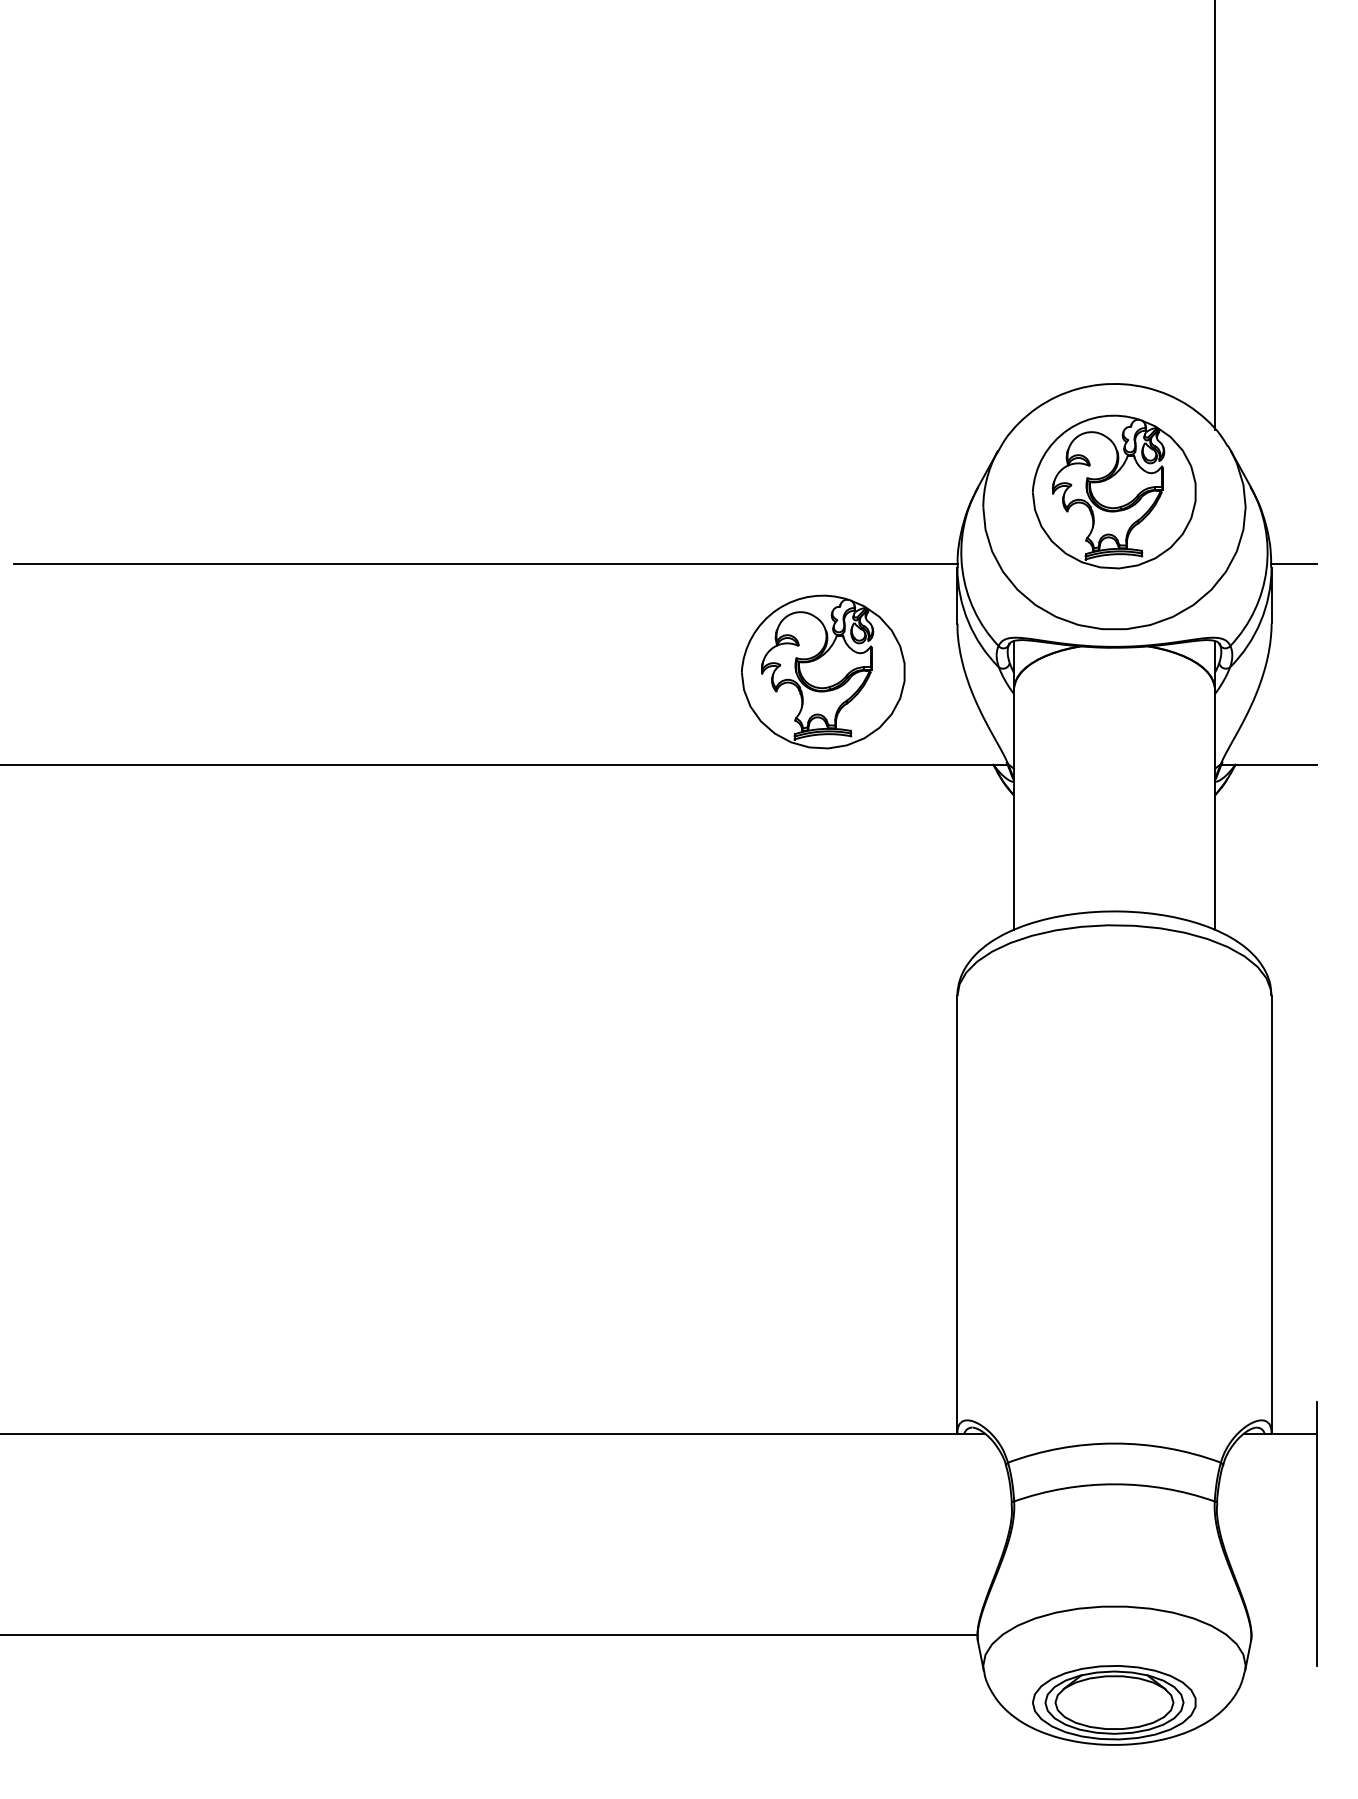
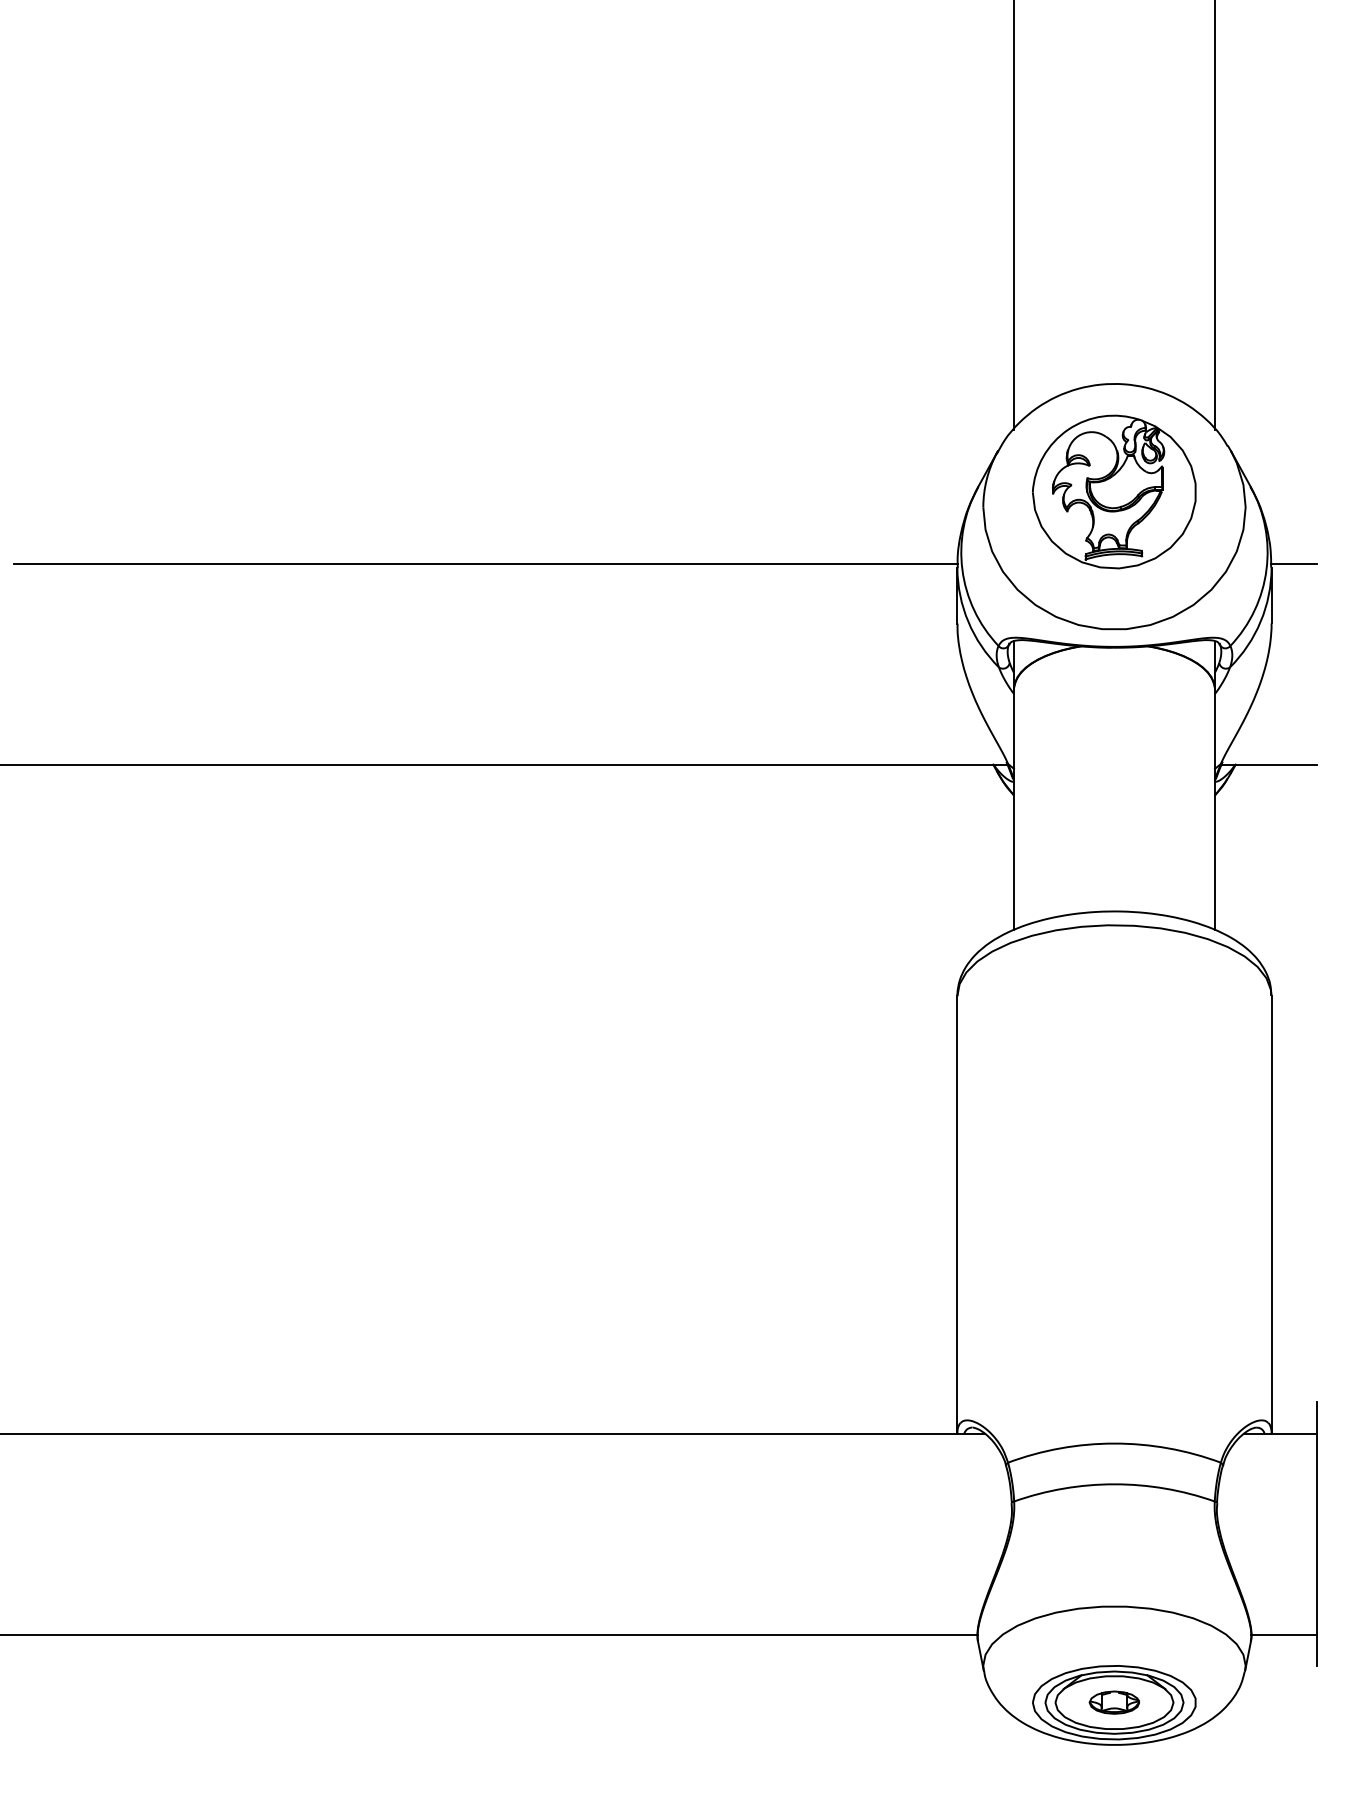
line: none -> present (1013, 215)
part: present -> none (823, 671)
line: none -> present (1284, 1634)
part: none -> present (1113, 1702)
